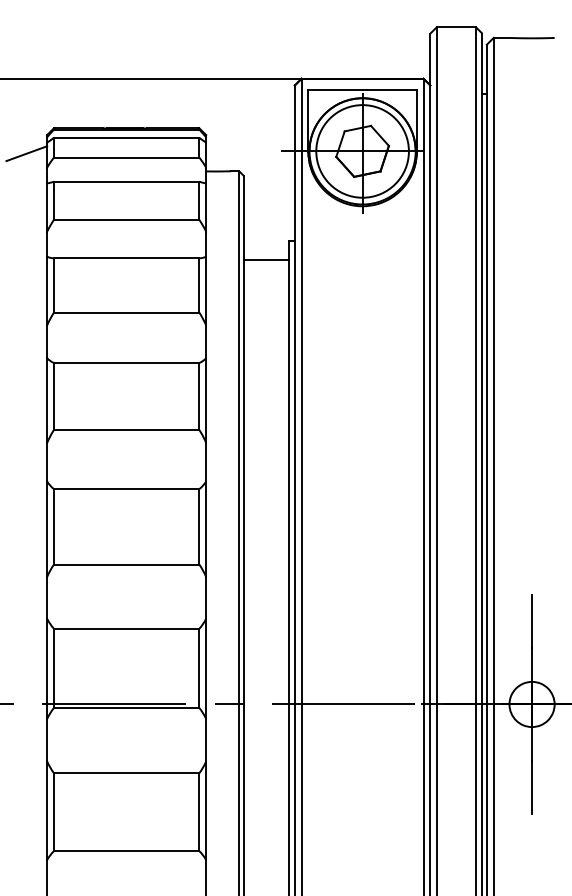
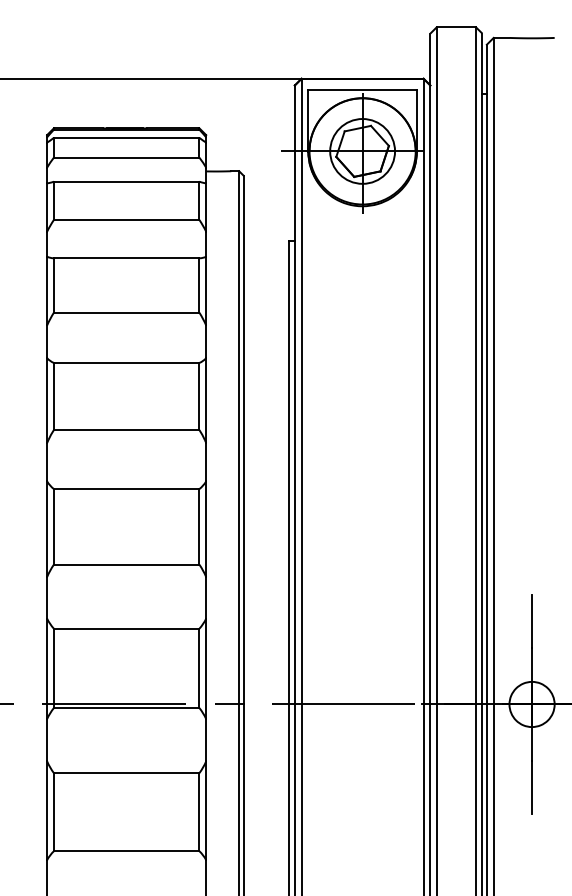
circle diameter: 93 px -> 65 px (362, 151)
line: present -> none (26, 153)
line: present -> none (265, 260)
